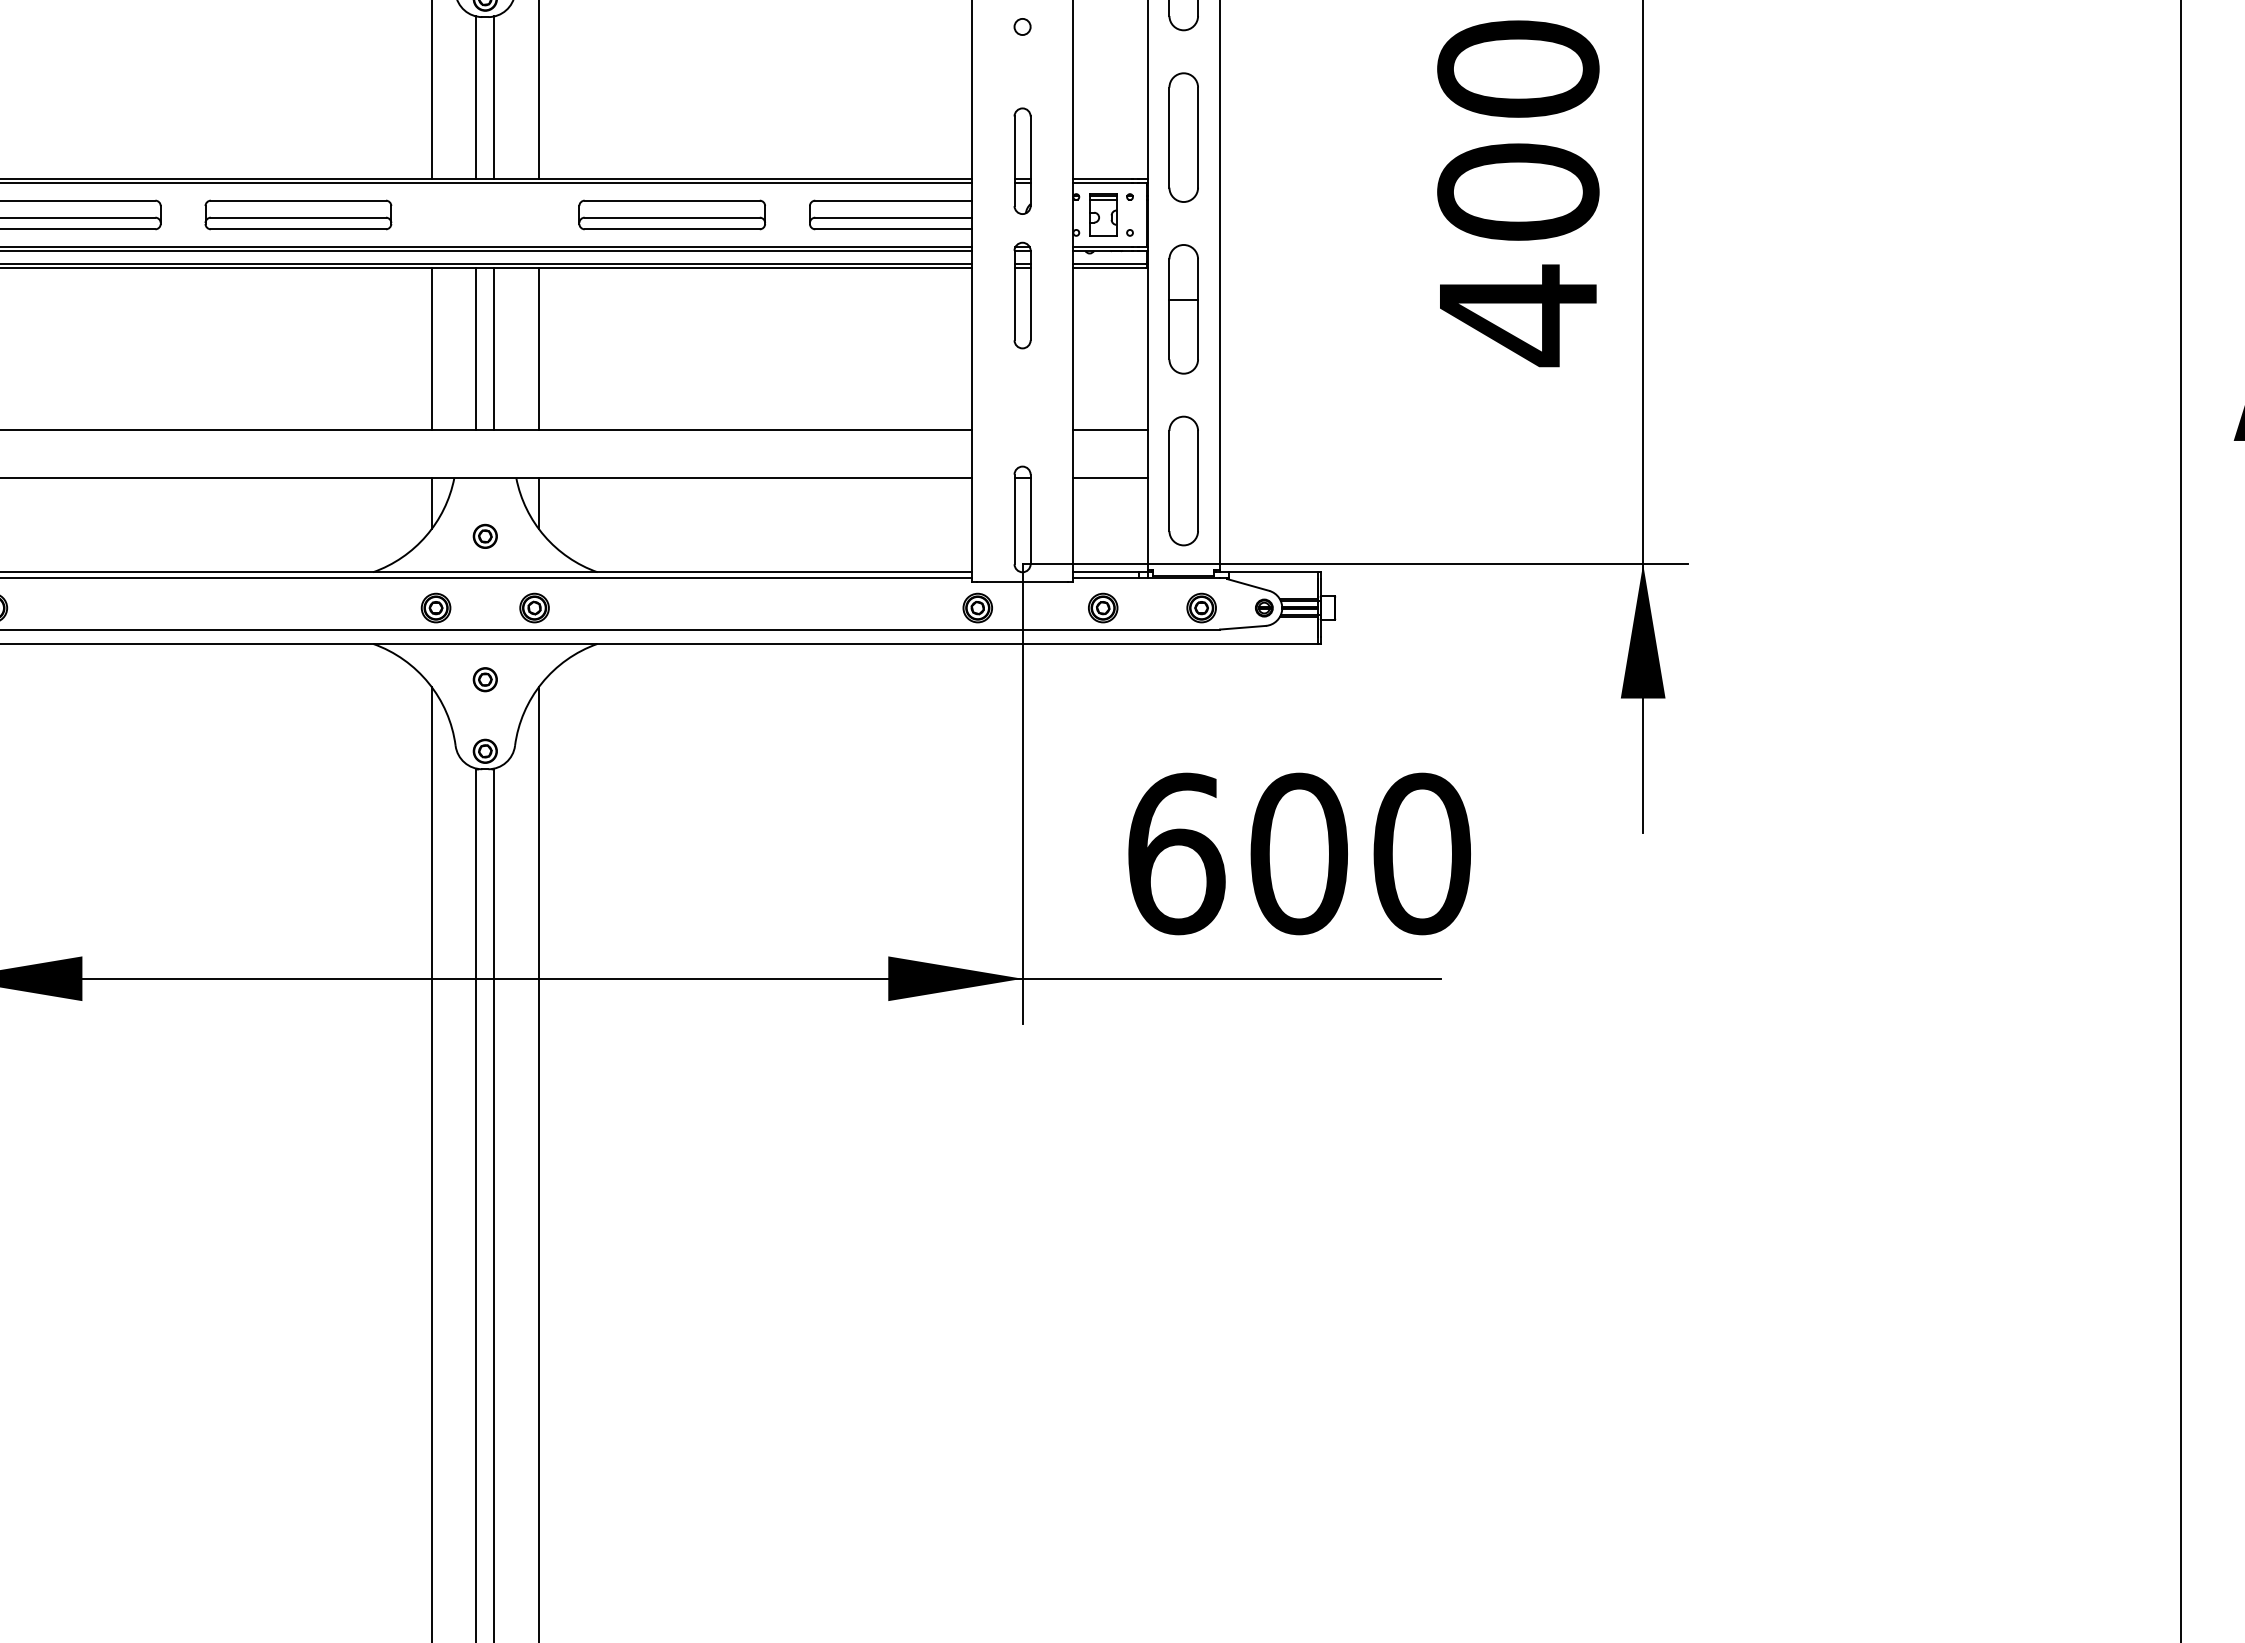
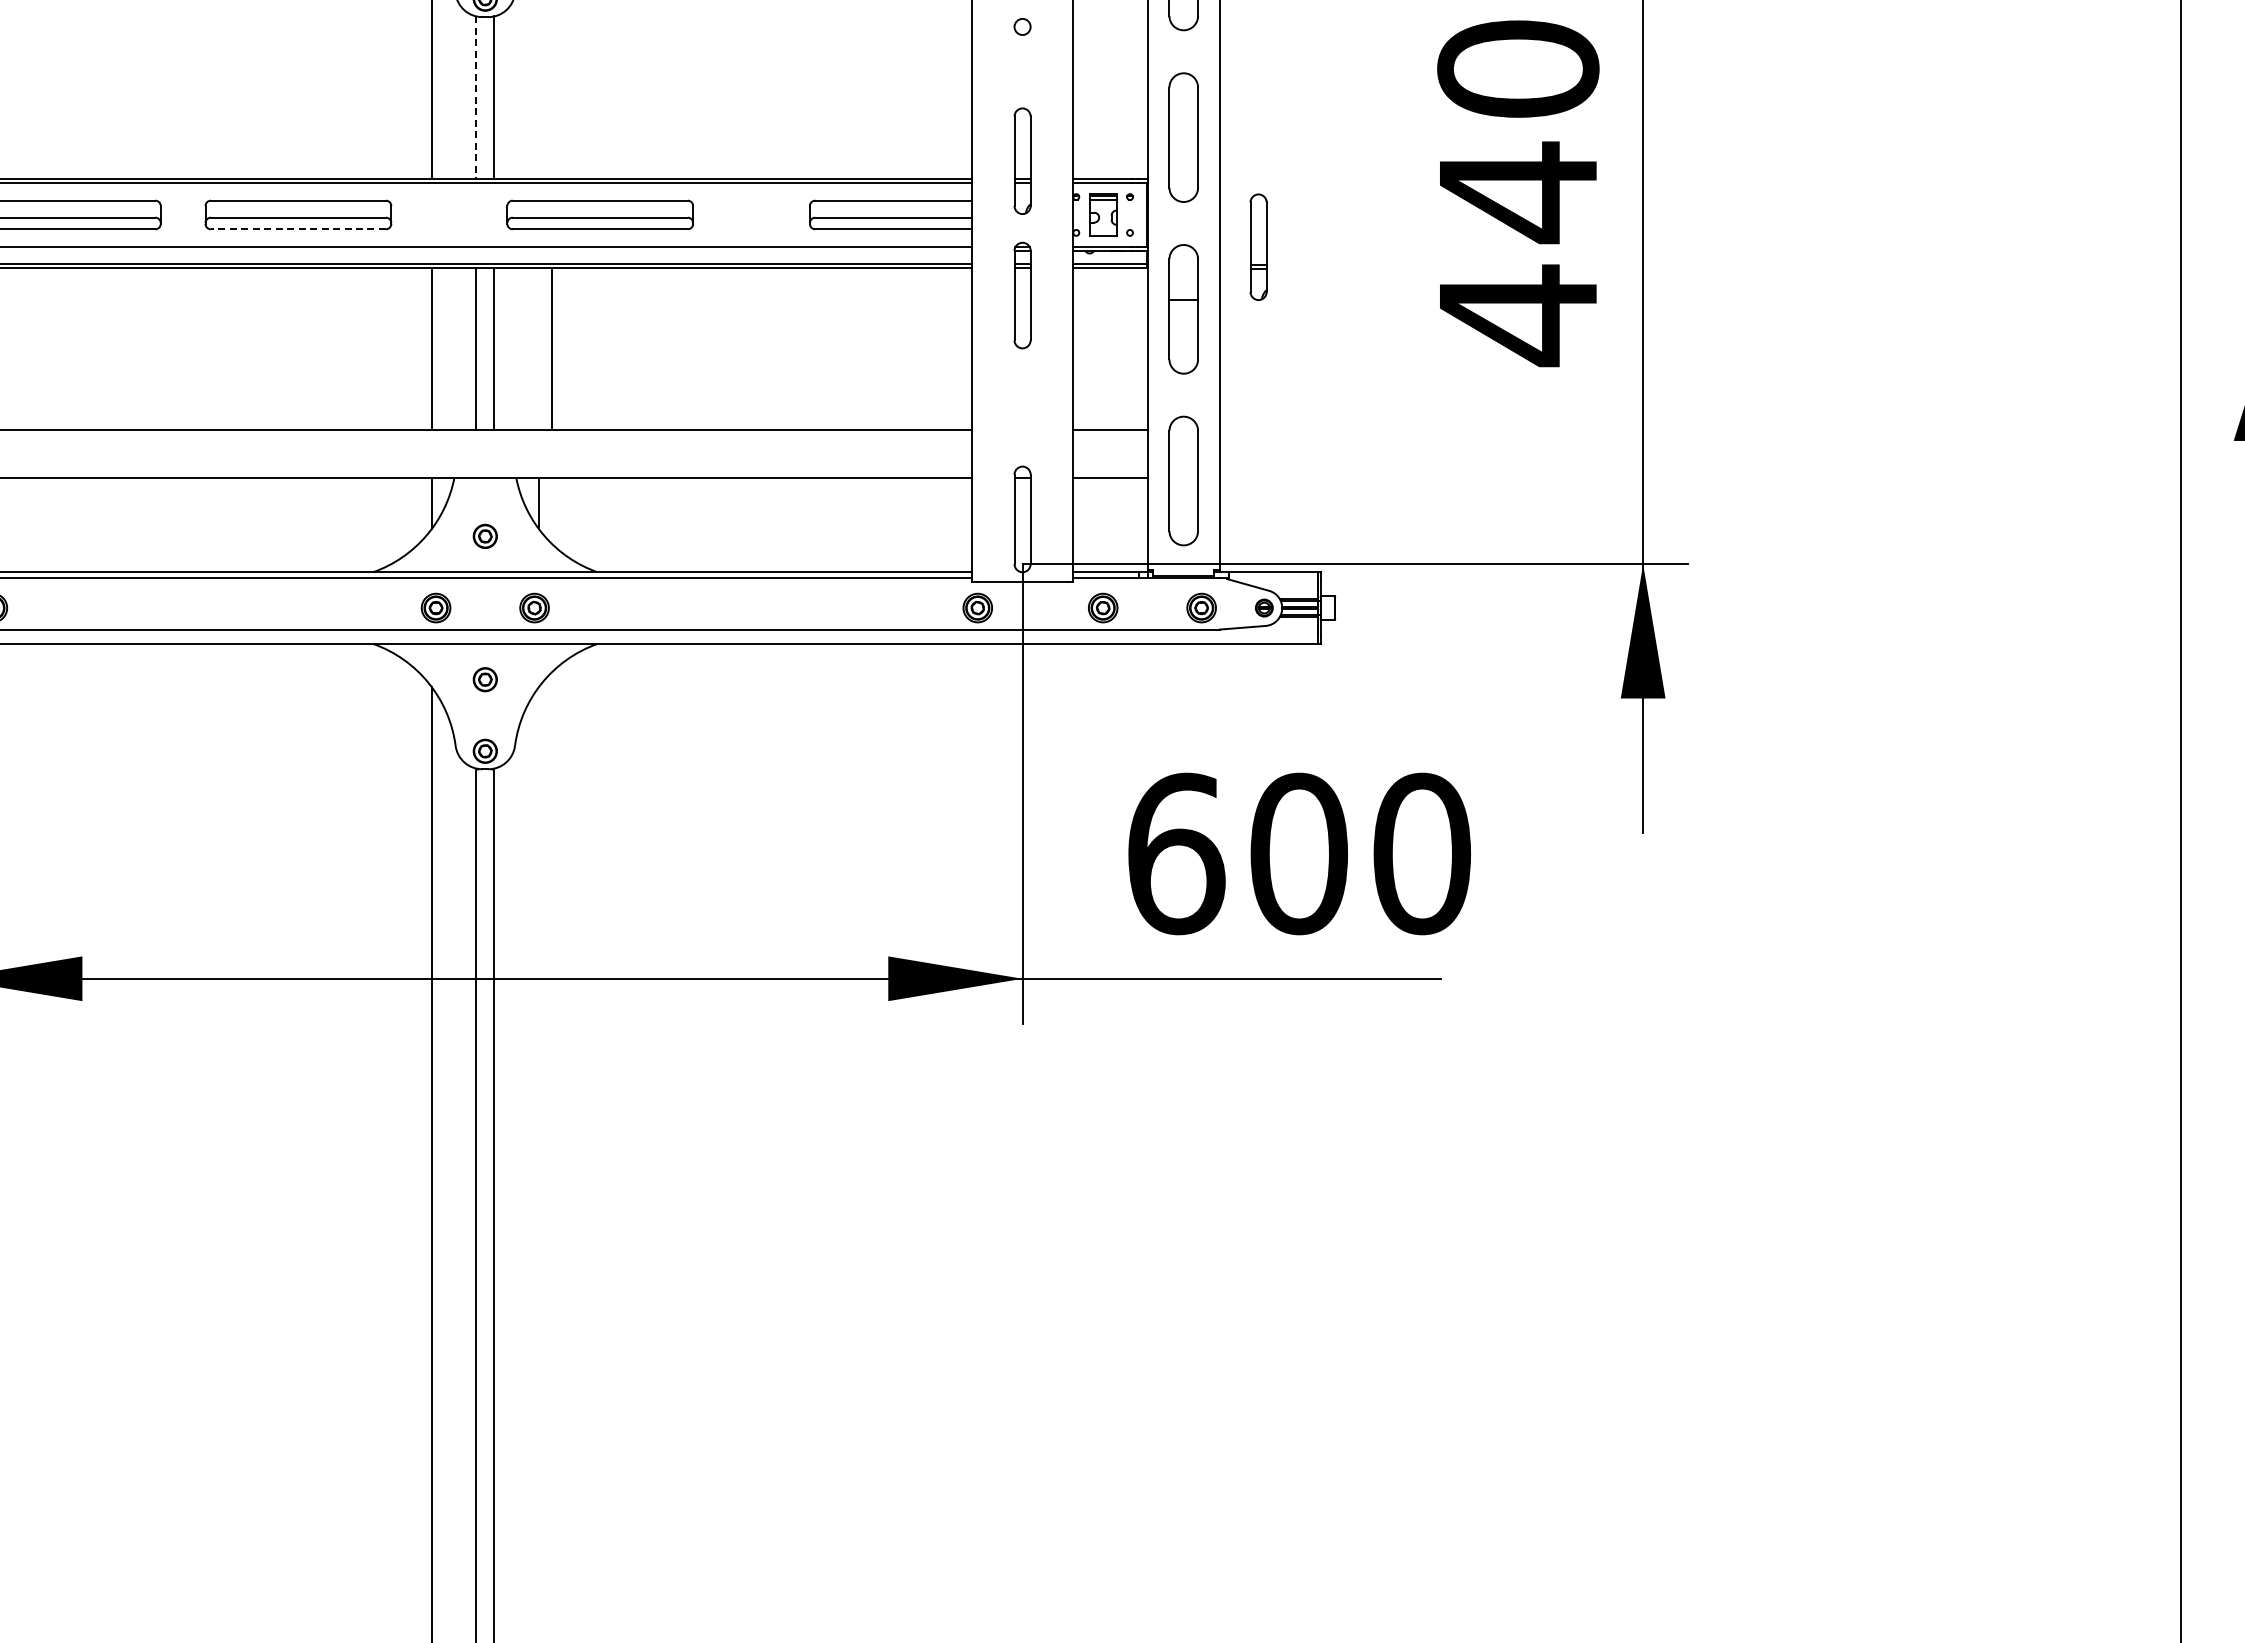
line: present -> none (539, 90)
line: solid -> dashed (476, 98)
text: 400 -> 440 (1518, 192)
part position: (671, 214) -> (599, 214) (599, 214)
line: solid -> dashed (298, 229)
part: none -> present (1258, 246)
line: present -> none (487, 250)
line position: (539, 348) -> (552, 348) (552, 348)
line: present -> none (539, 1162)
